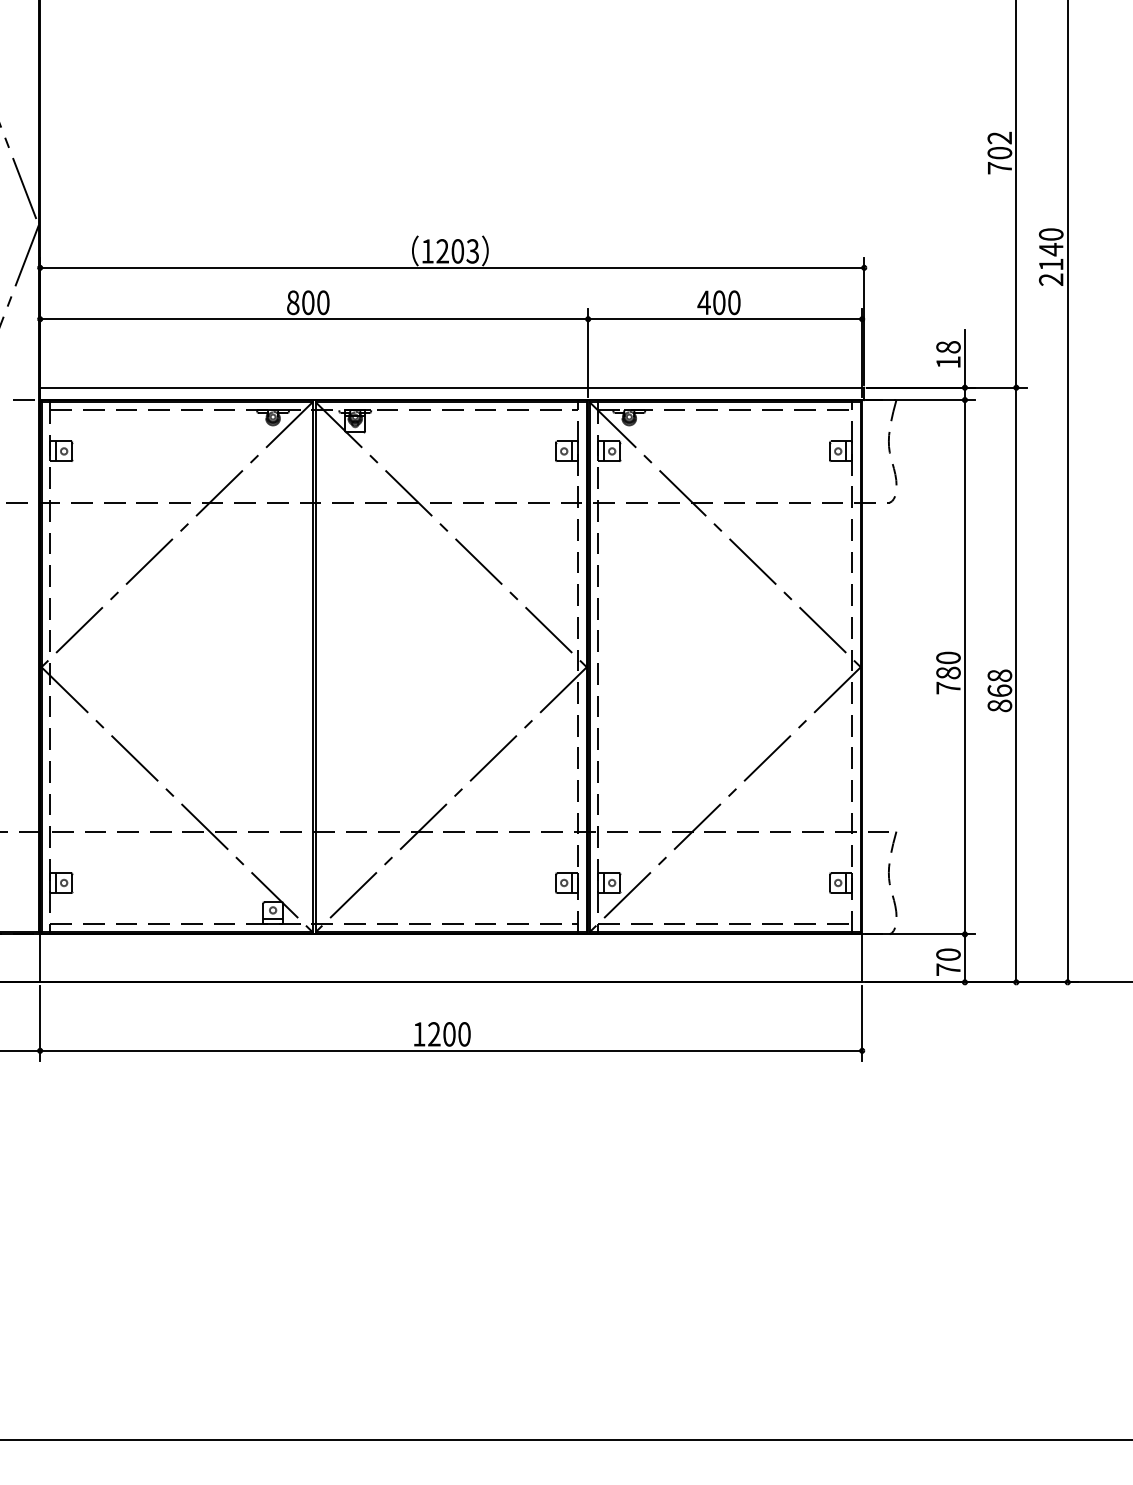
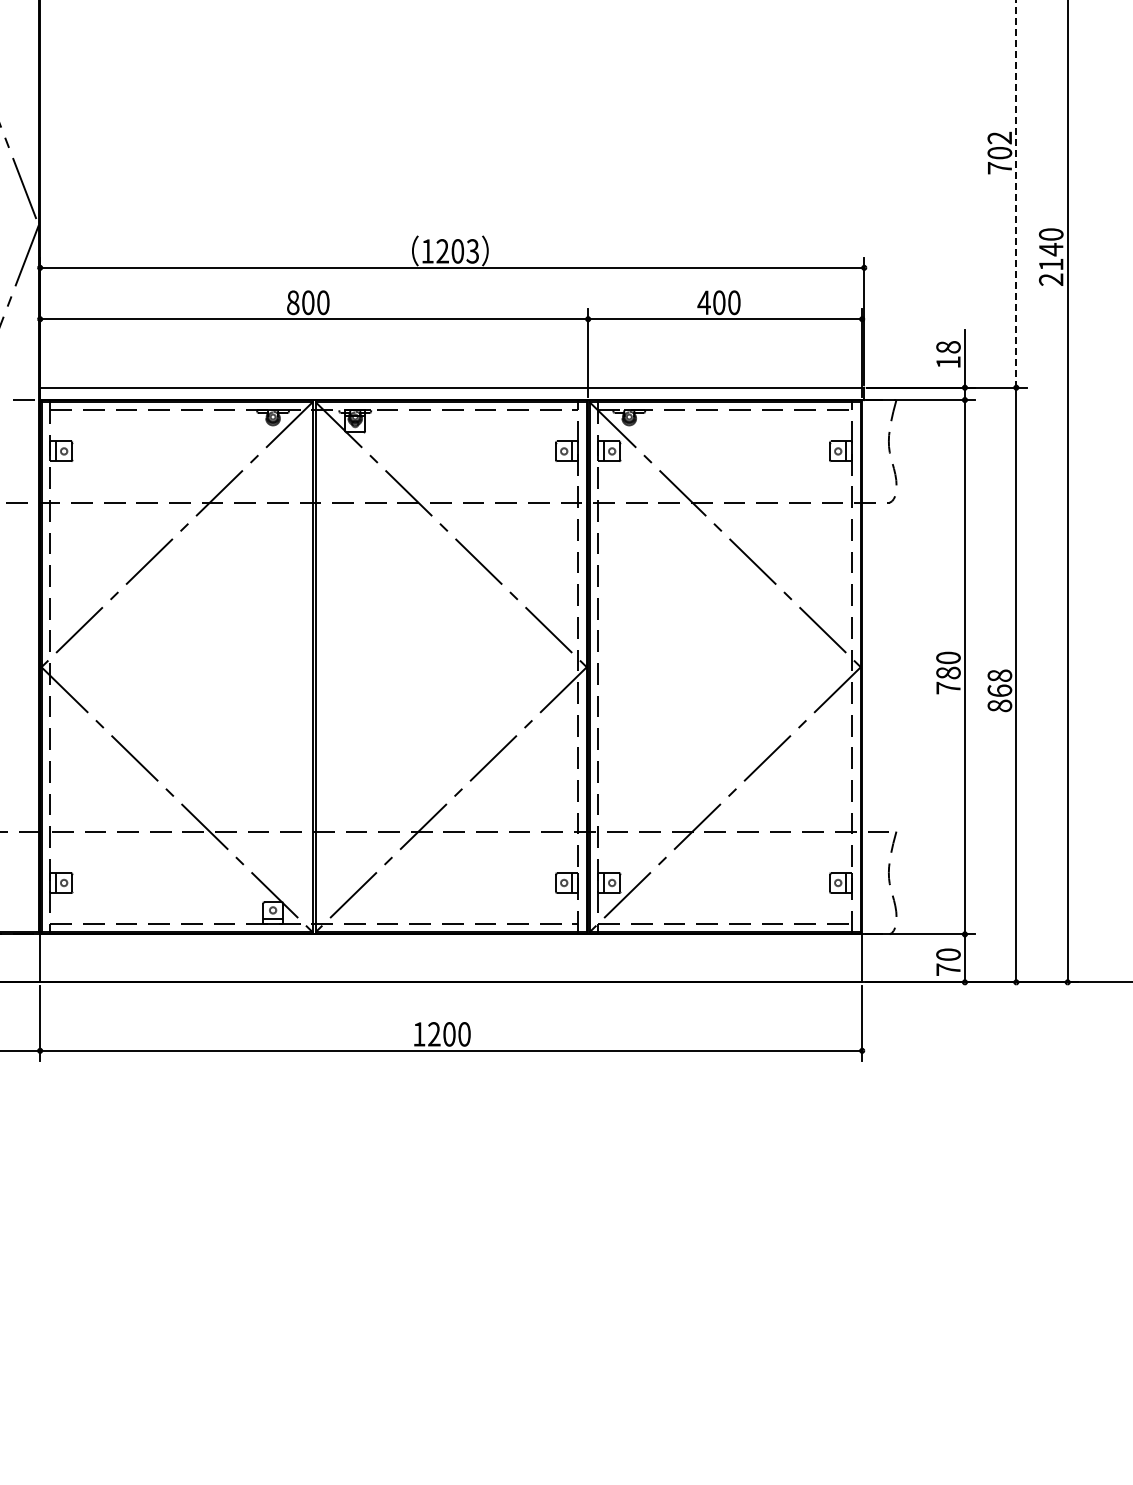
line: solid -> dashed (1016, 193)
line: present -> none (565, 1440)
